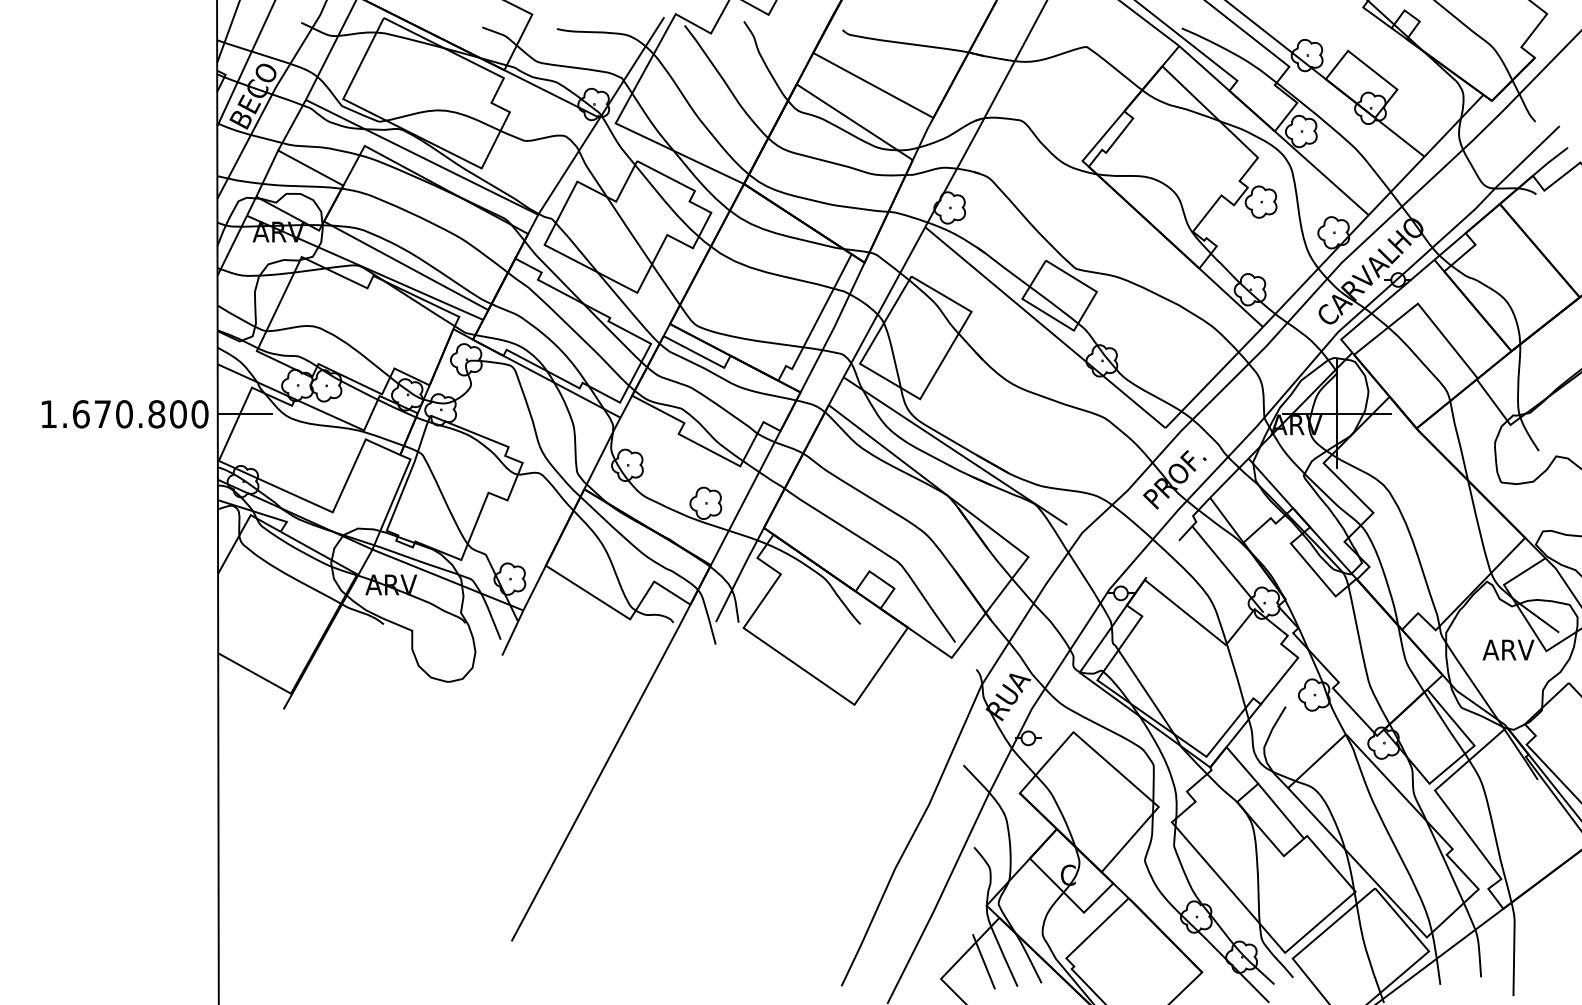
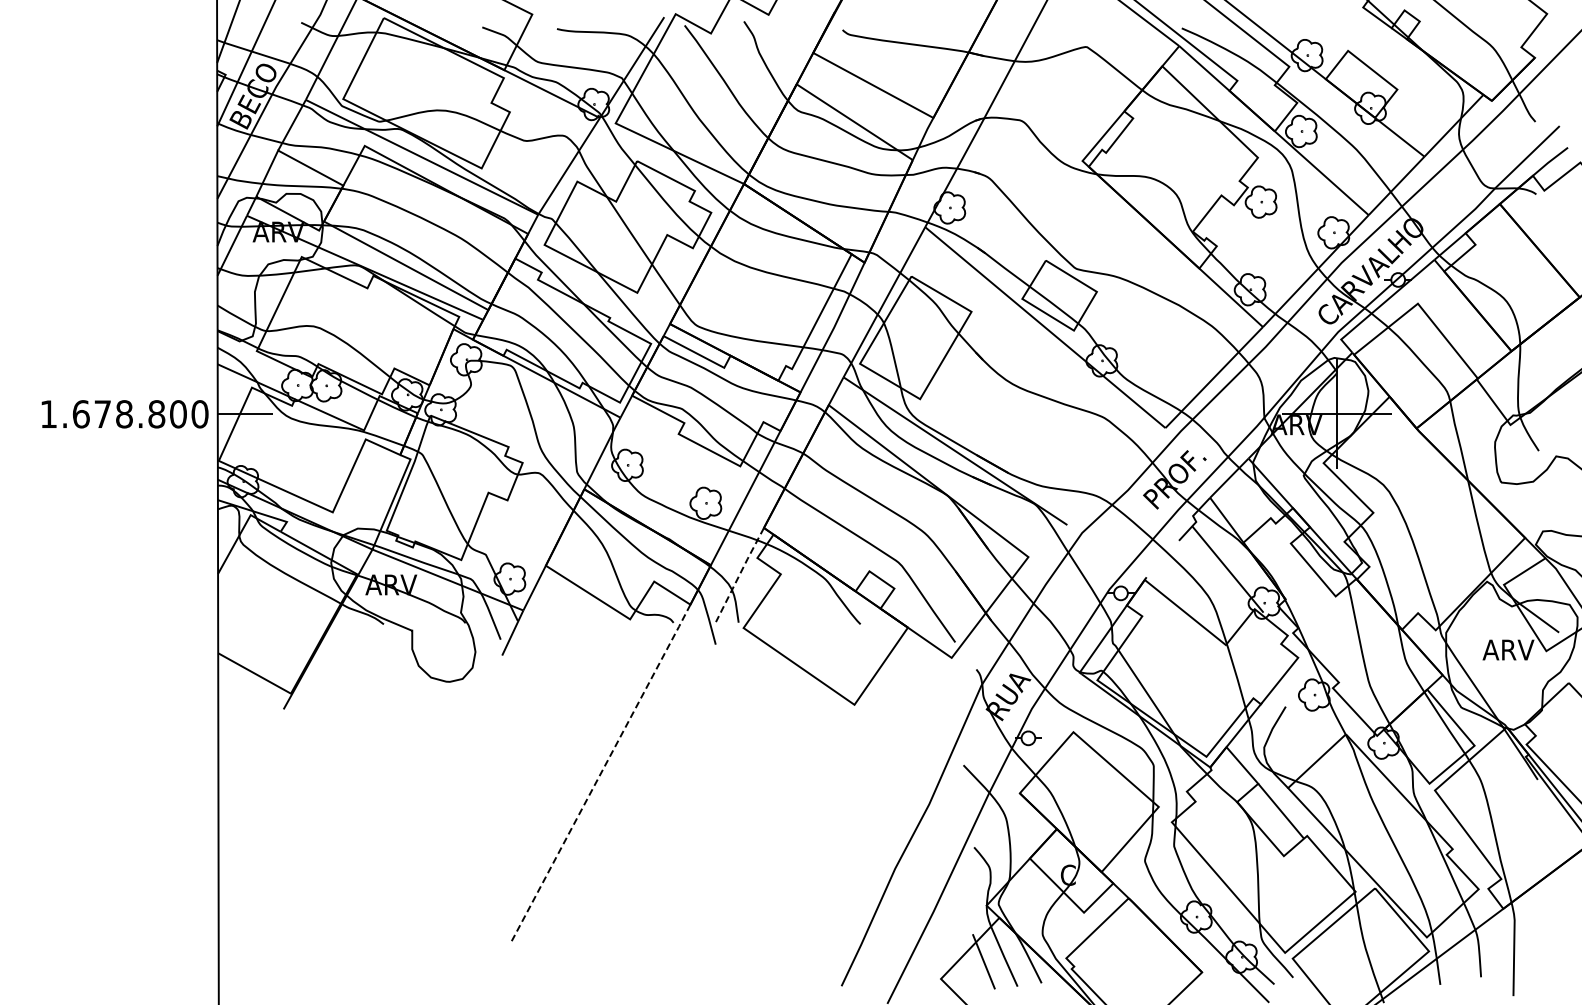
text: 1.670.800 -> 1.678.800 (124, 414)
line: solid -> dashed (740, 574)
line: solid -> dashed (601, 772)
